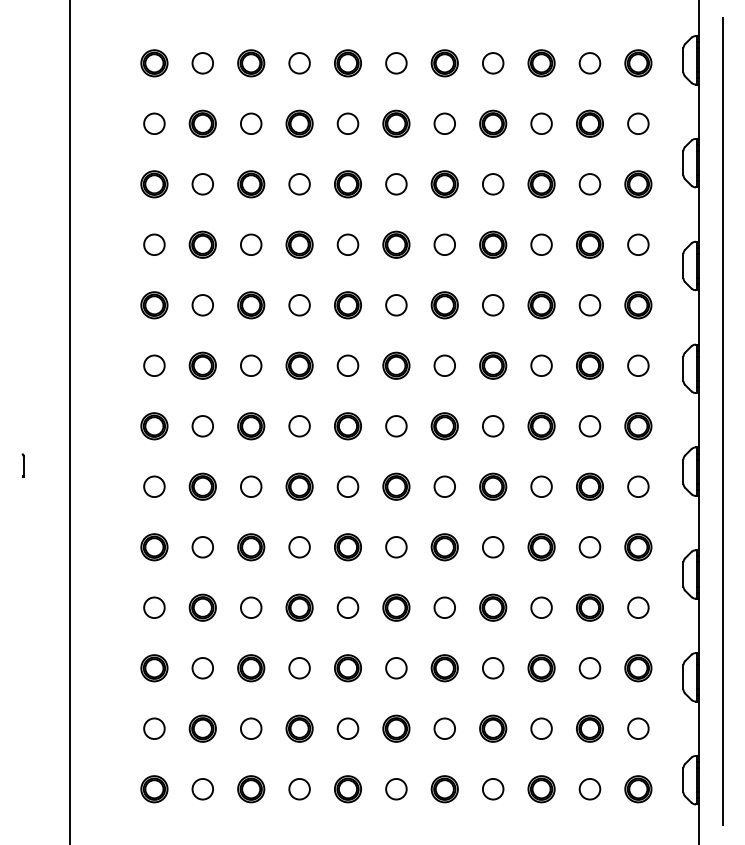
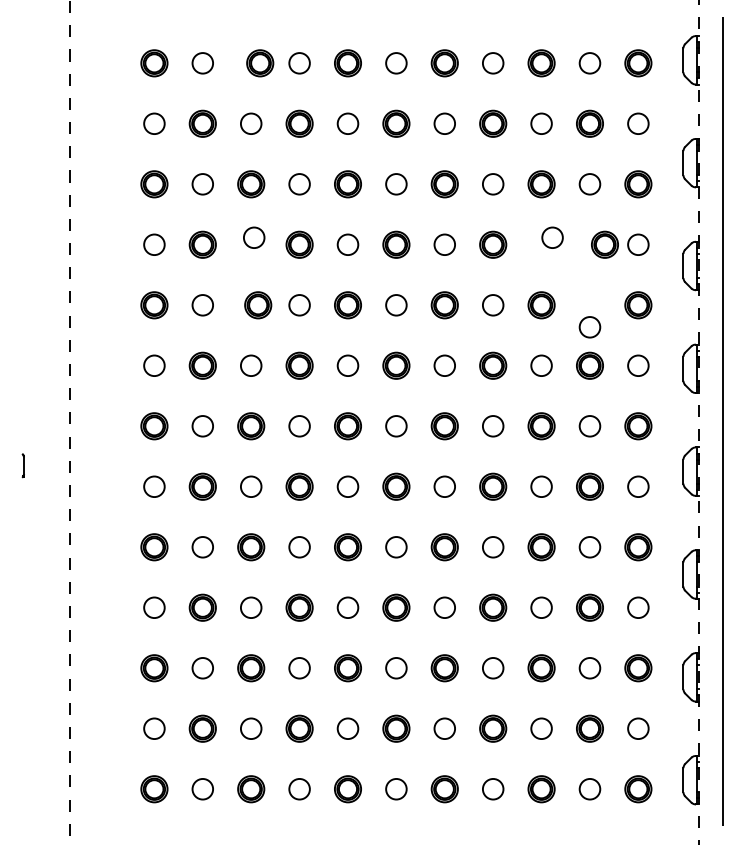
part position: (251, 63) -> (260, 63) (260, 63)
circle position: (251, 244) -> (254, 237) (254, 237)
circle position: (541, 244) -> (552, 237) (552, 237)
part position: (589, 244) -> (604, 244) (604, 244)
part position: (251, 305) -> (258, 305) (258, 305)
circle position: (589, 305) -> (589, 327) (589, 327)
line: solid -> dashed (69, 422)
line: solid -> dashed (698, 422)
